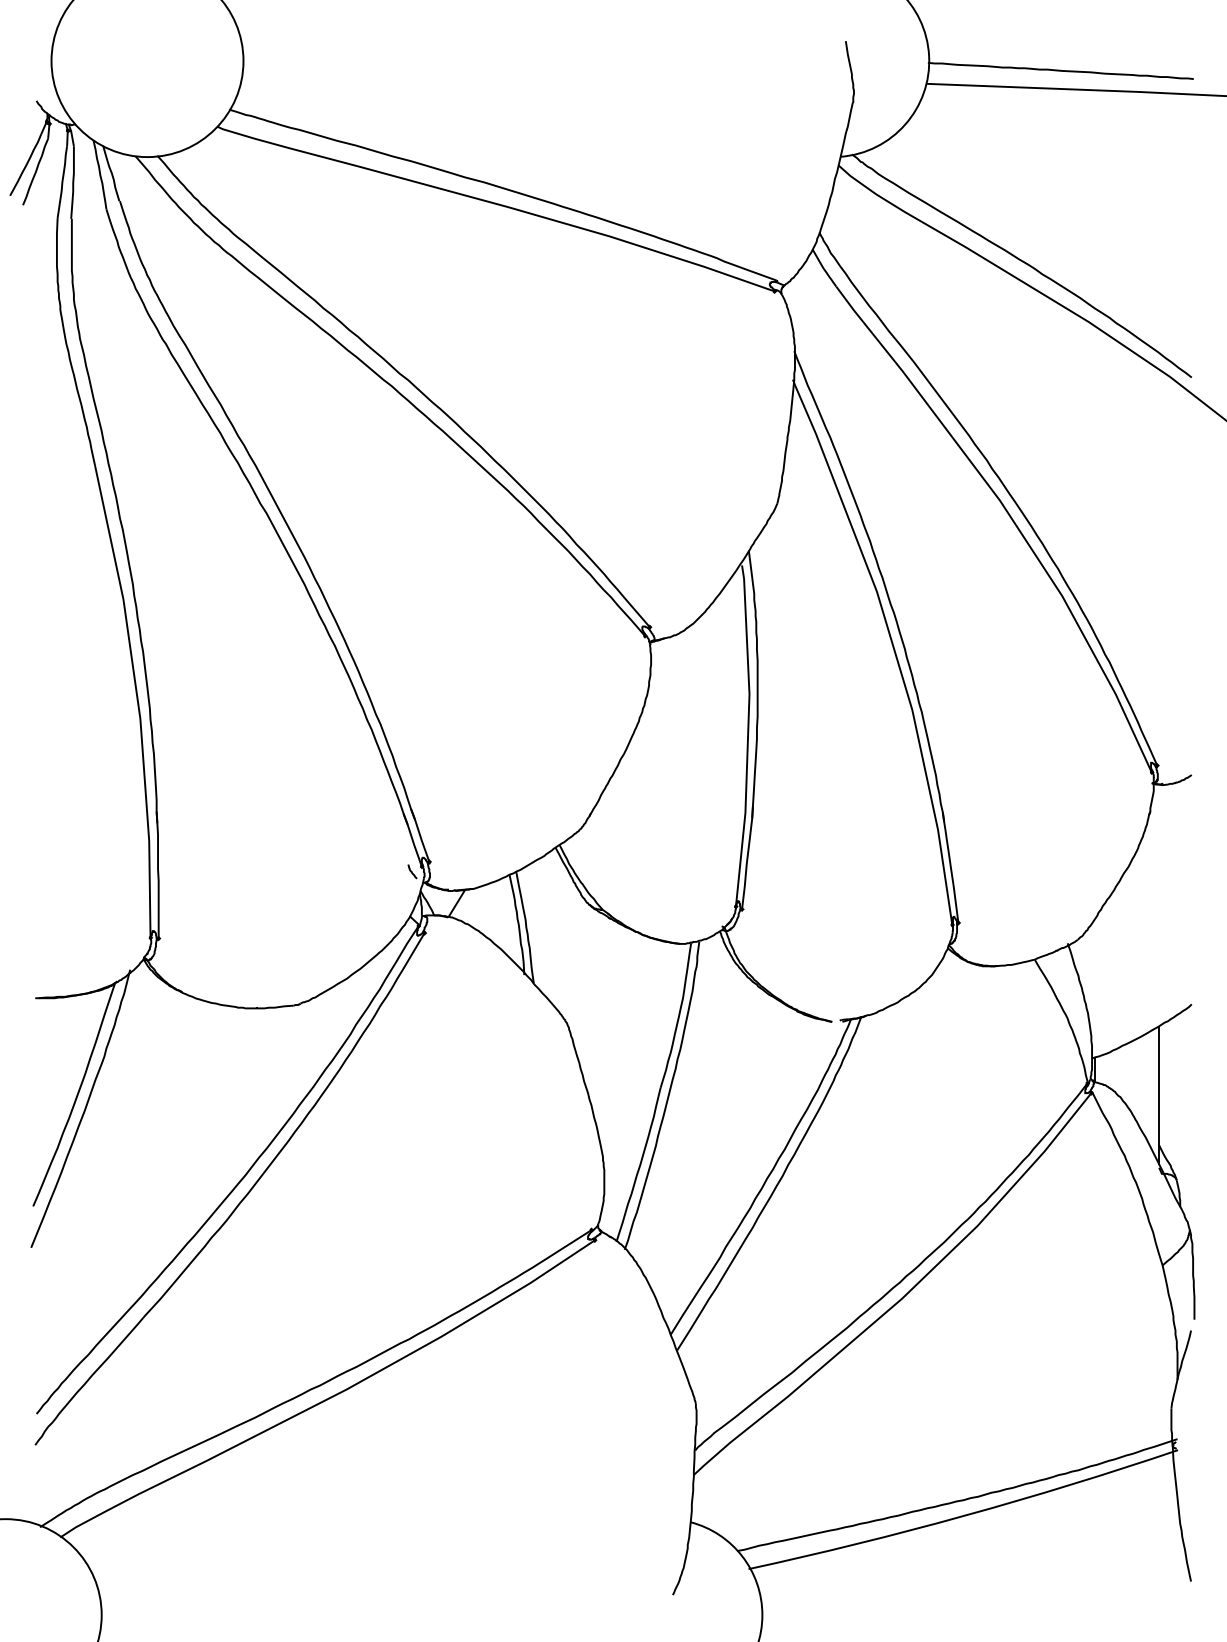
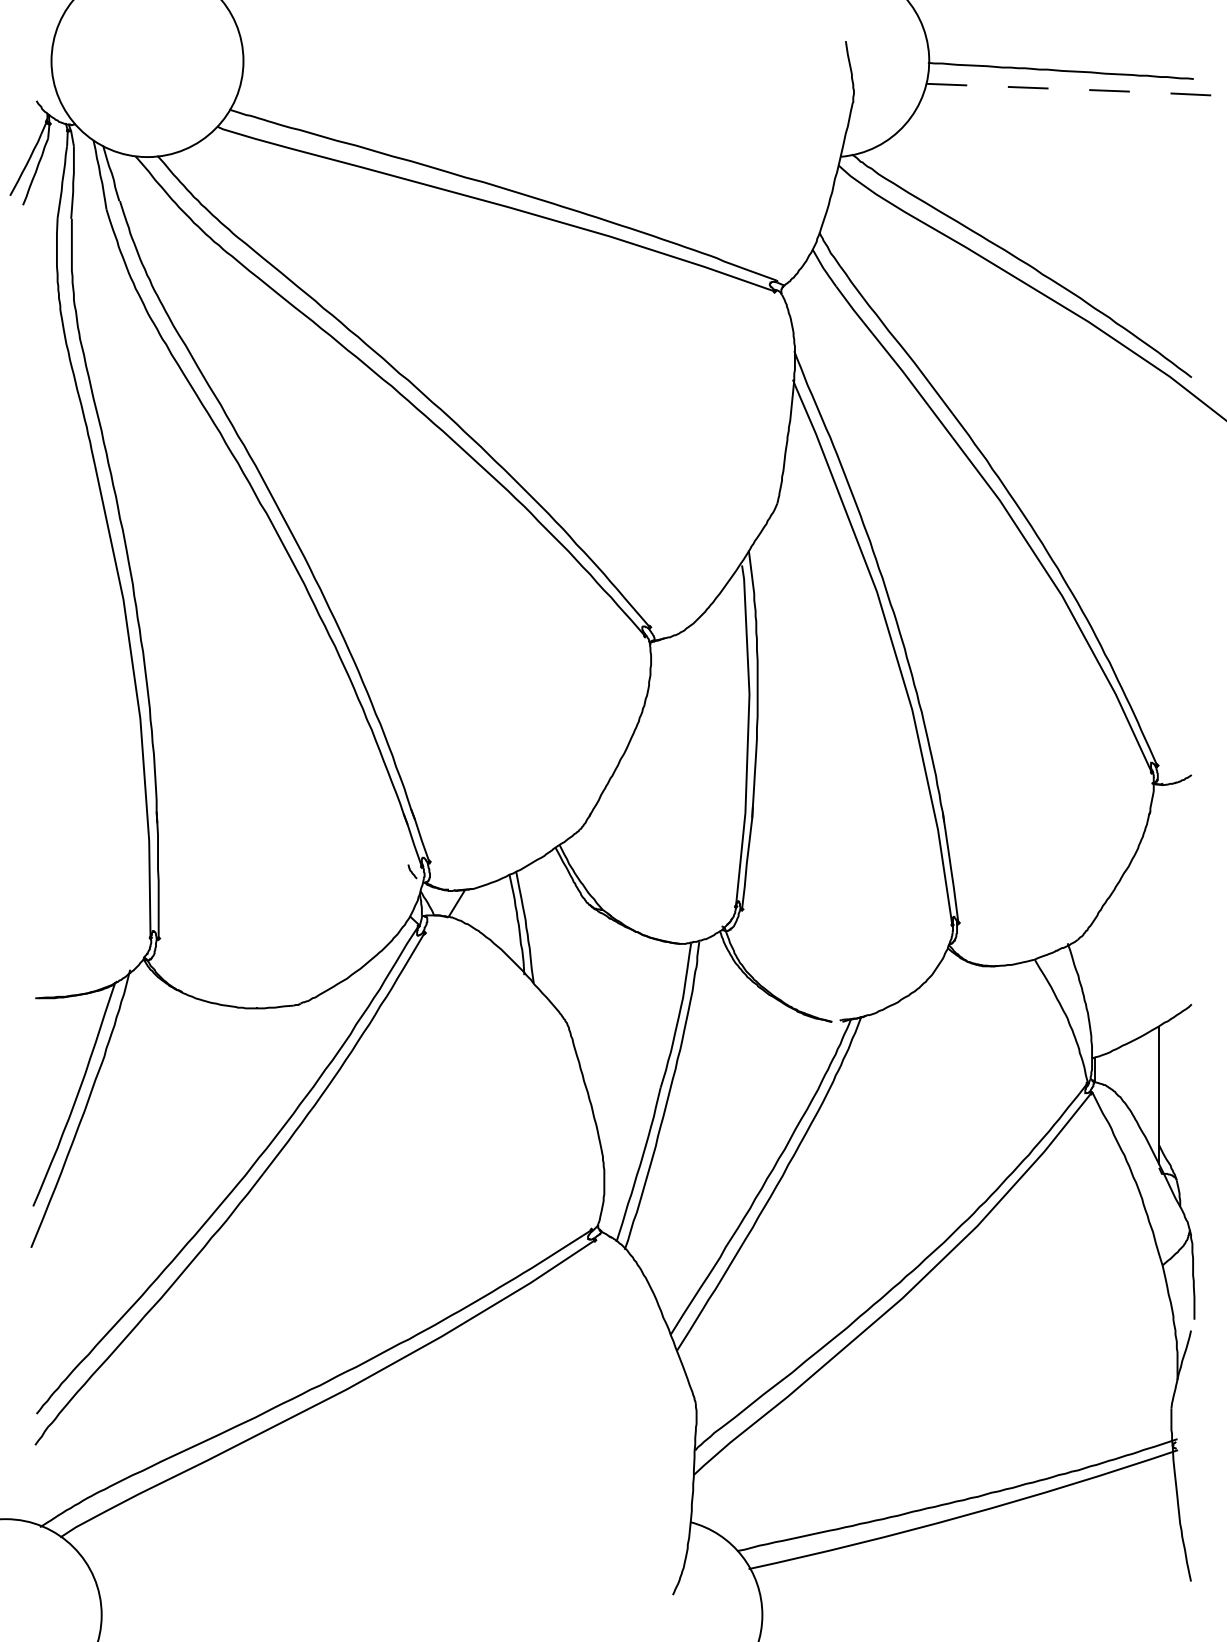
line: solid -> dashed (1076, 89)
